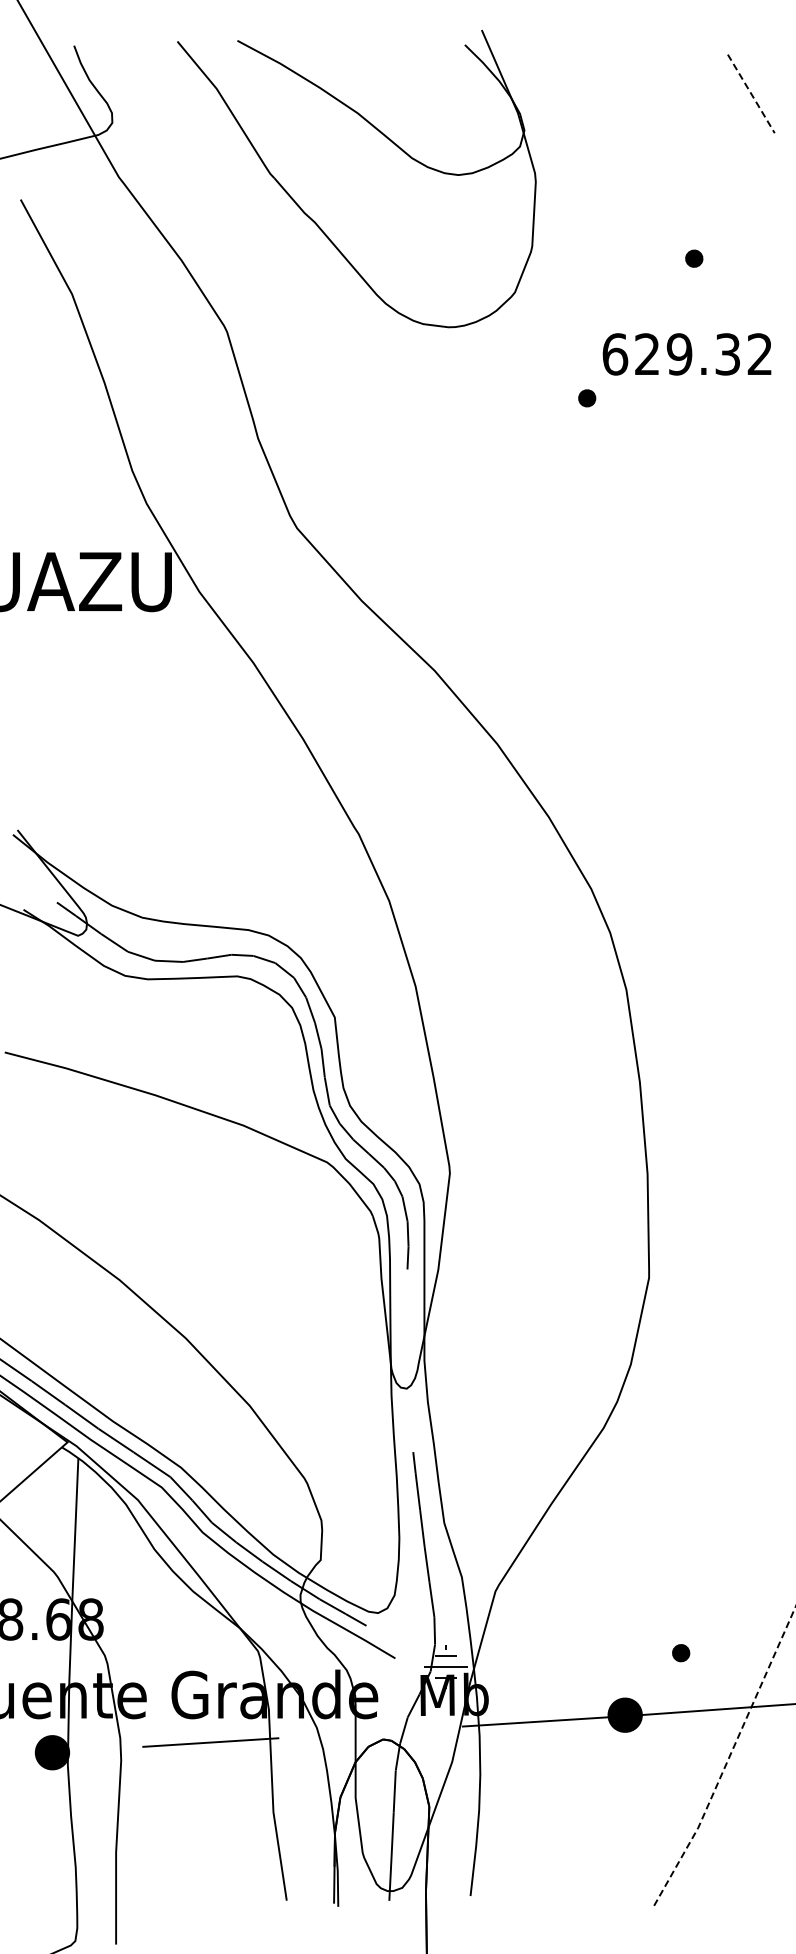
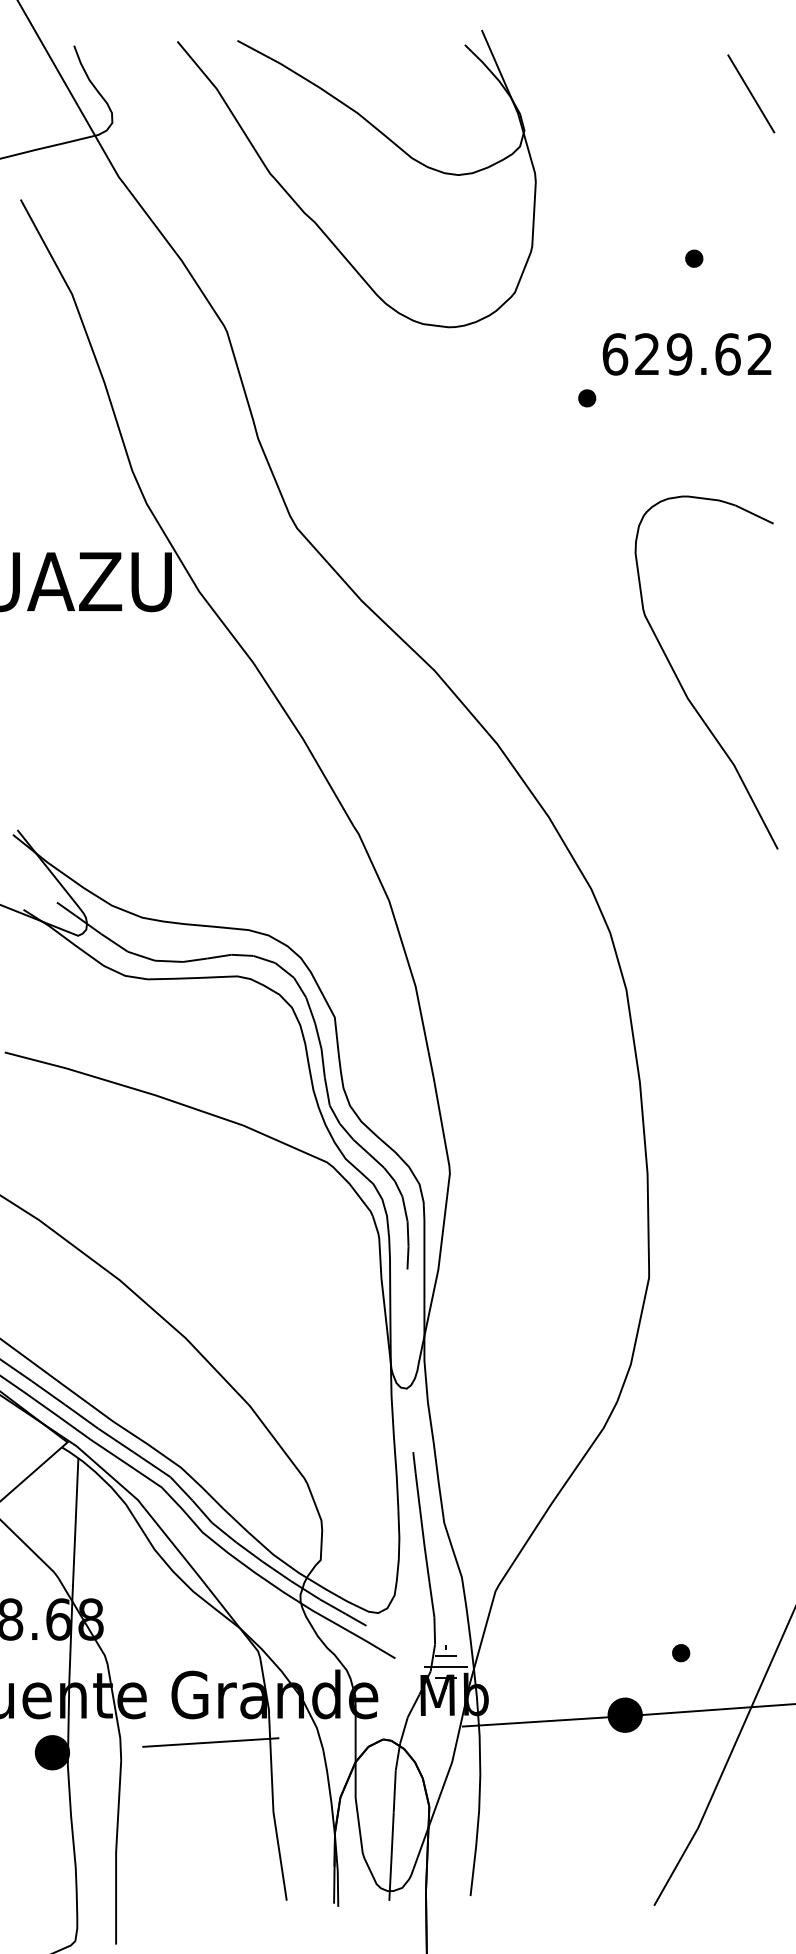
line: dashed -> solid (751, 93)
text: 629.32 -> 629.62 (727, 354)
part: none -> present (682, 685)
line: dashed -> solid (728, 1758)
